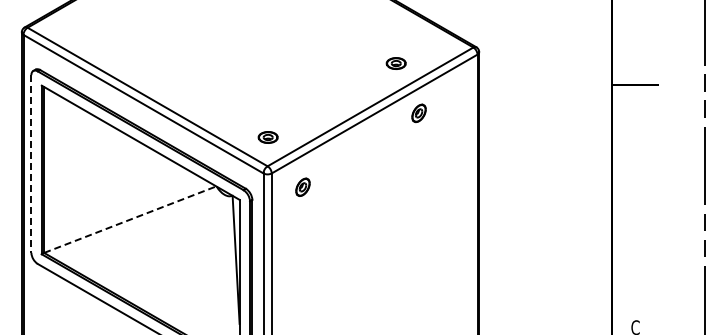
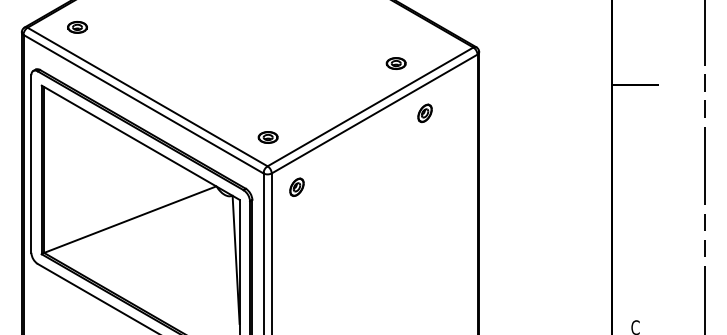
part: none -> present (77, 27)
part position: (418, 113) -> (424, 113) (424, 113)
line: dashed -> solid (31, 163)
part position: (302, 186) -> (296, 186) (296, 186)
line: dashed -> solid (130, 219)
